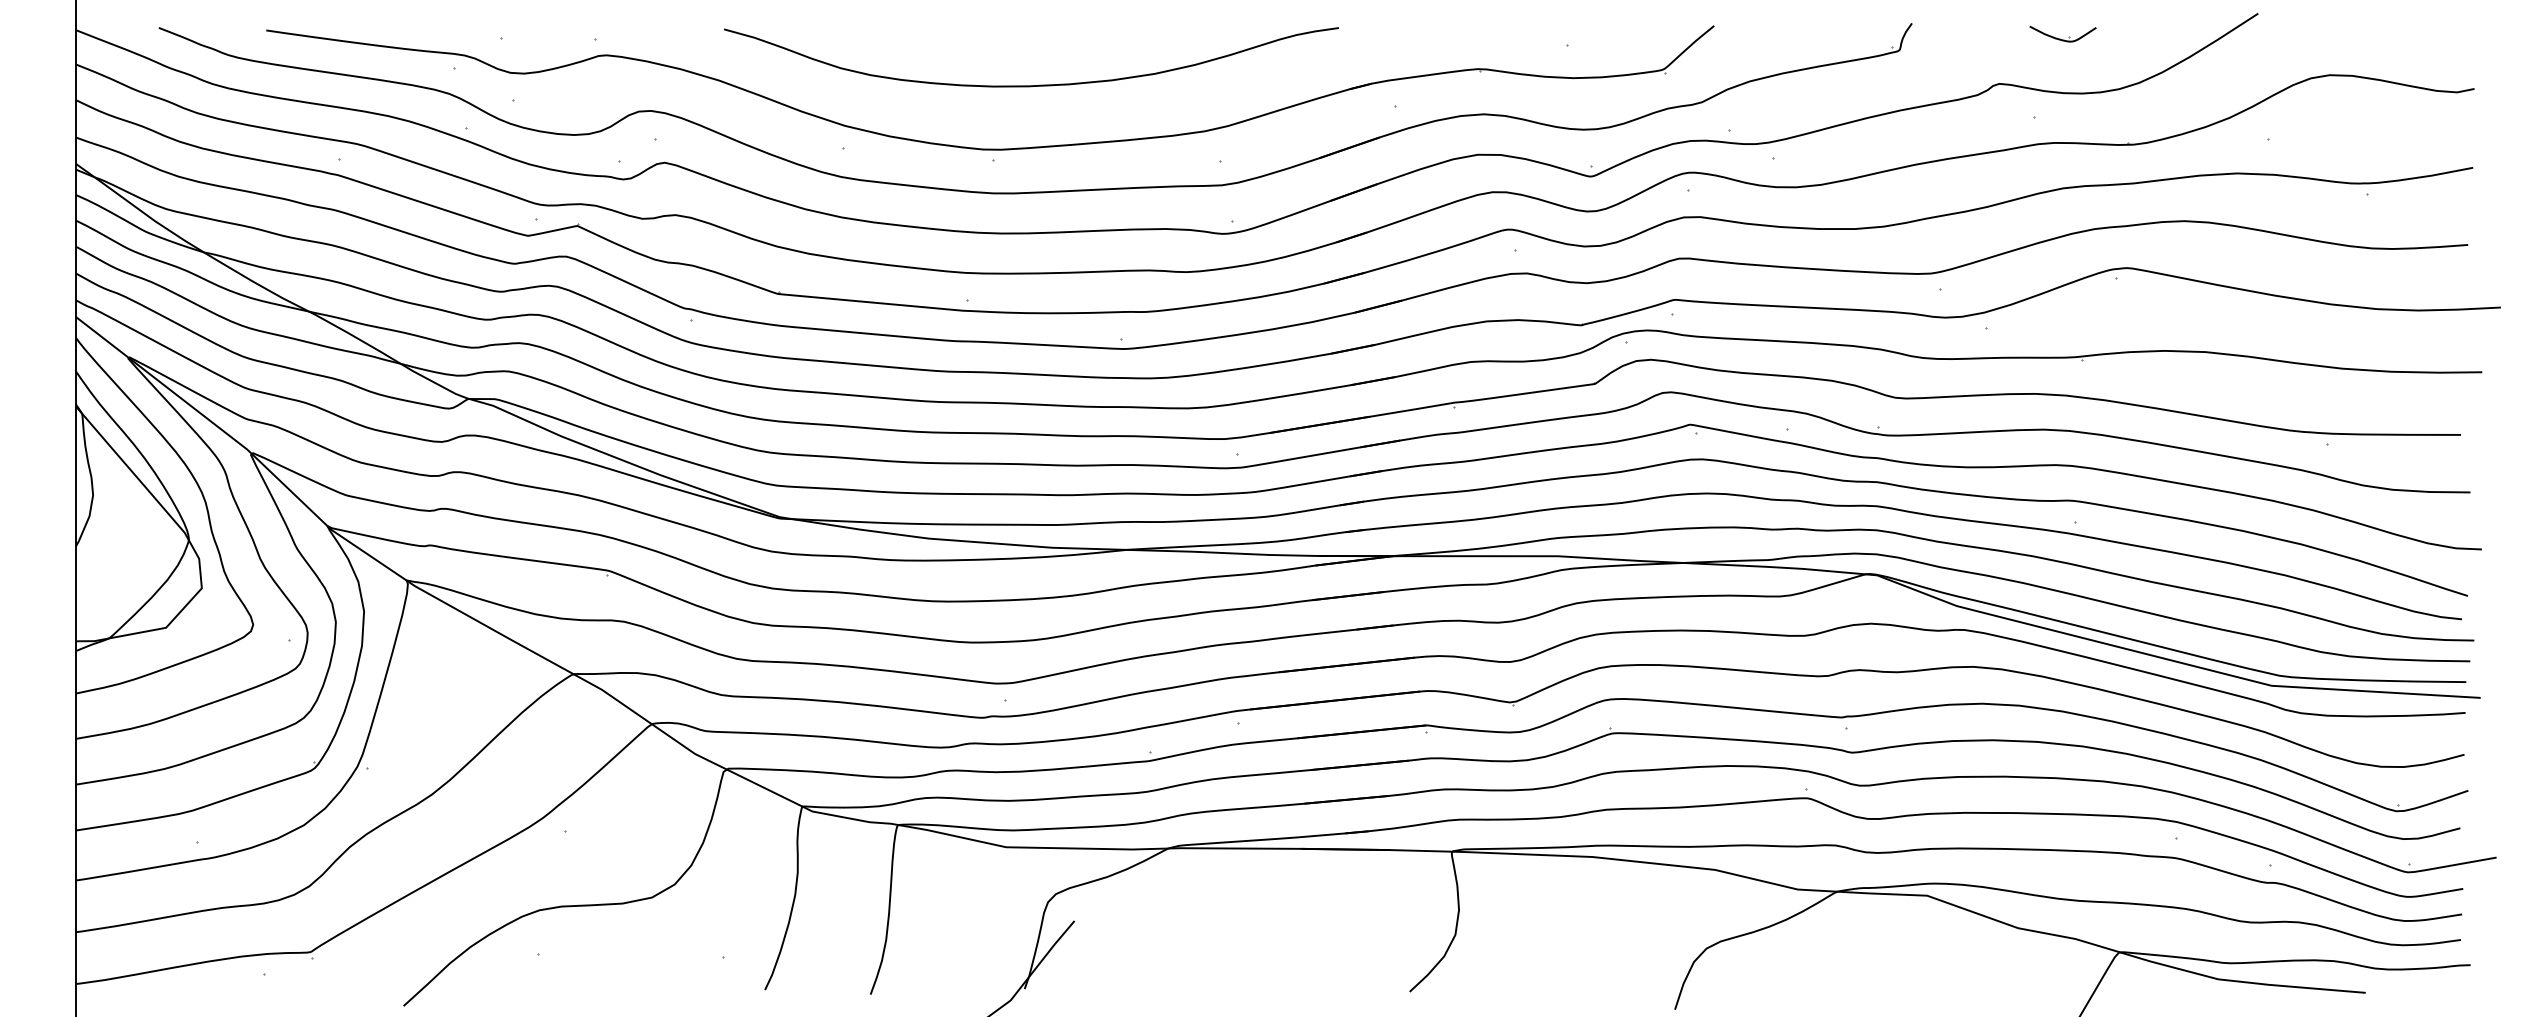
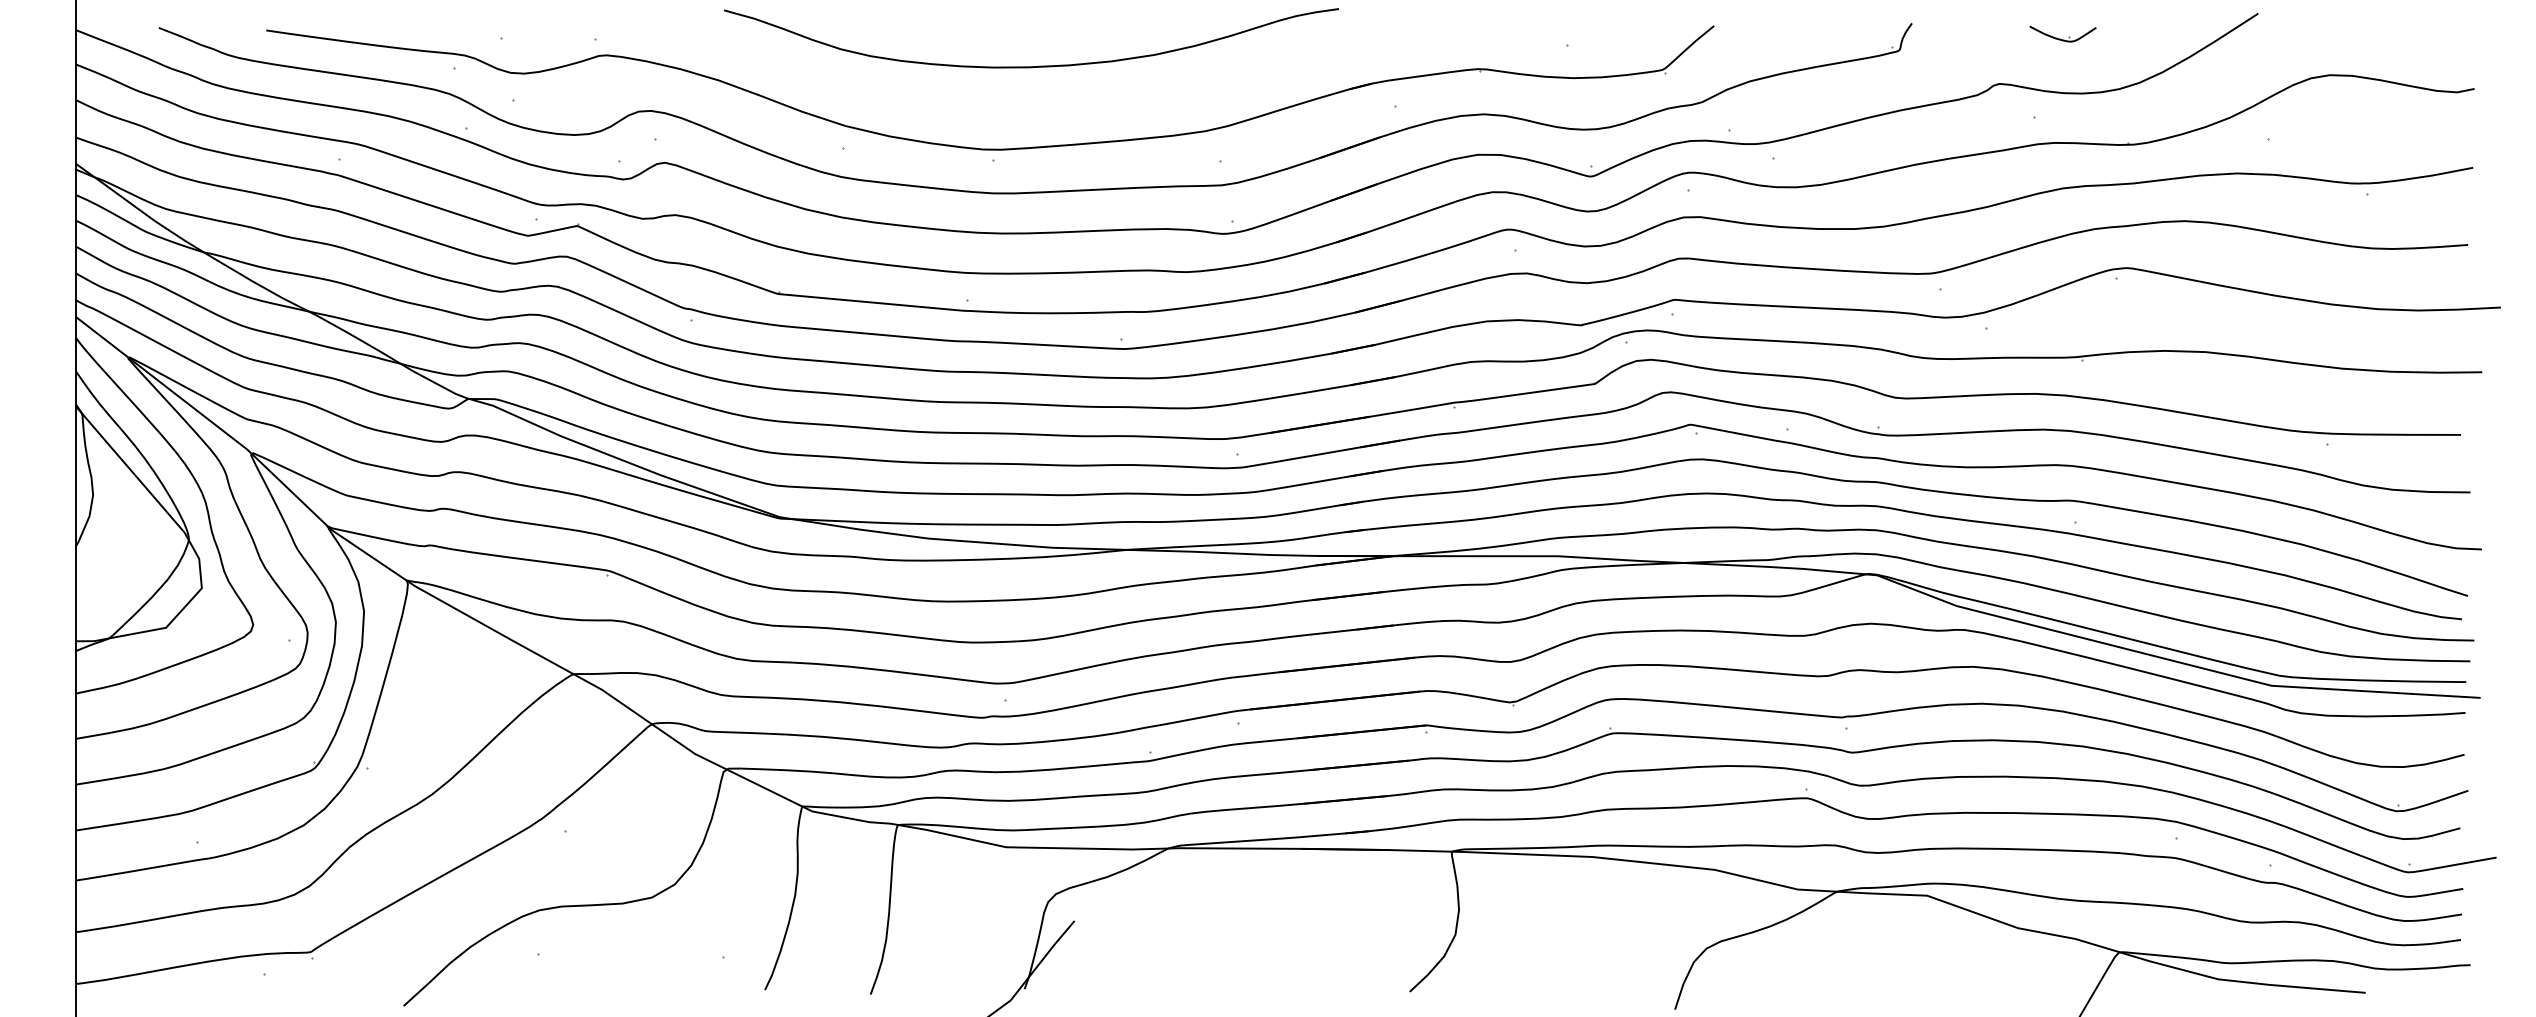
curve position: (1031, 85) -> (1031, 66) (1031, 66)
